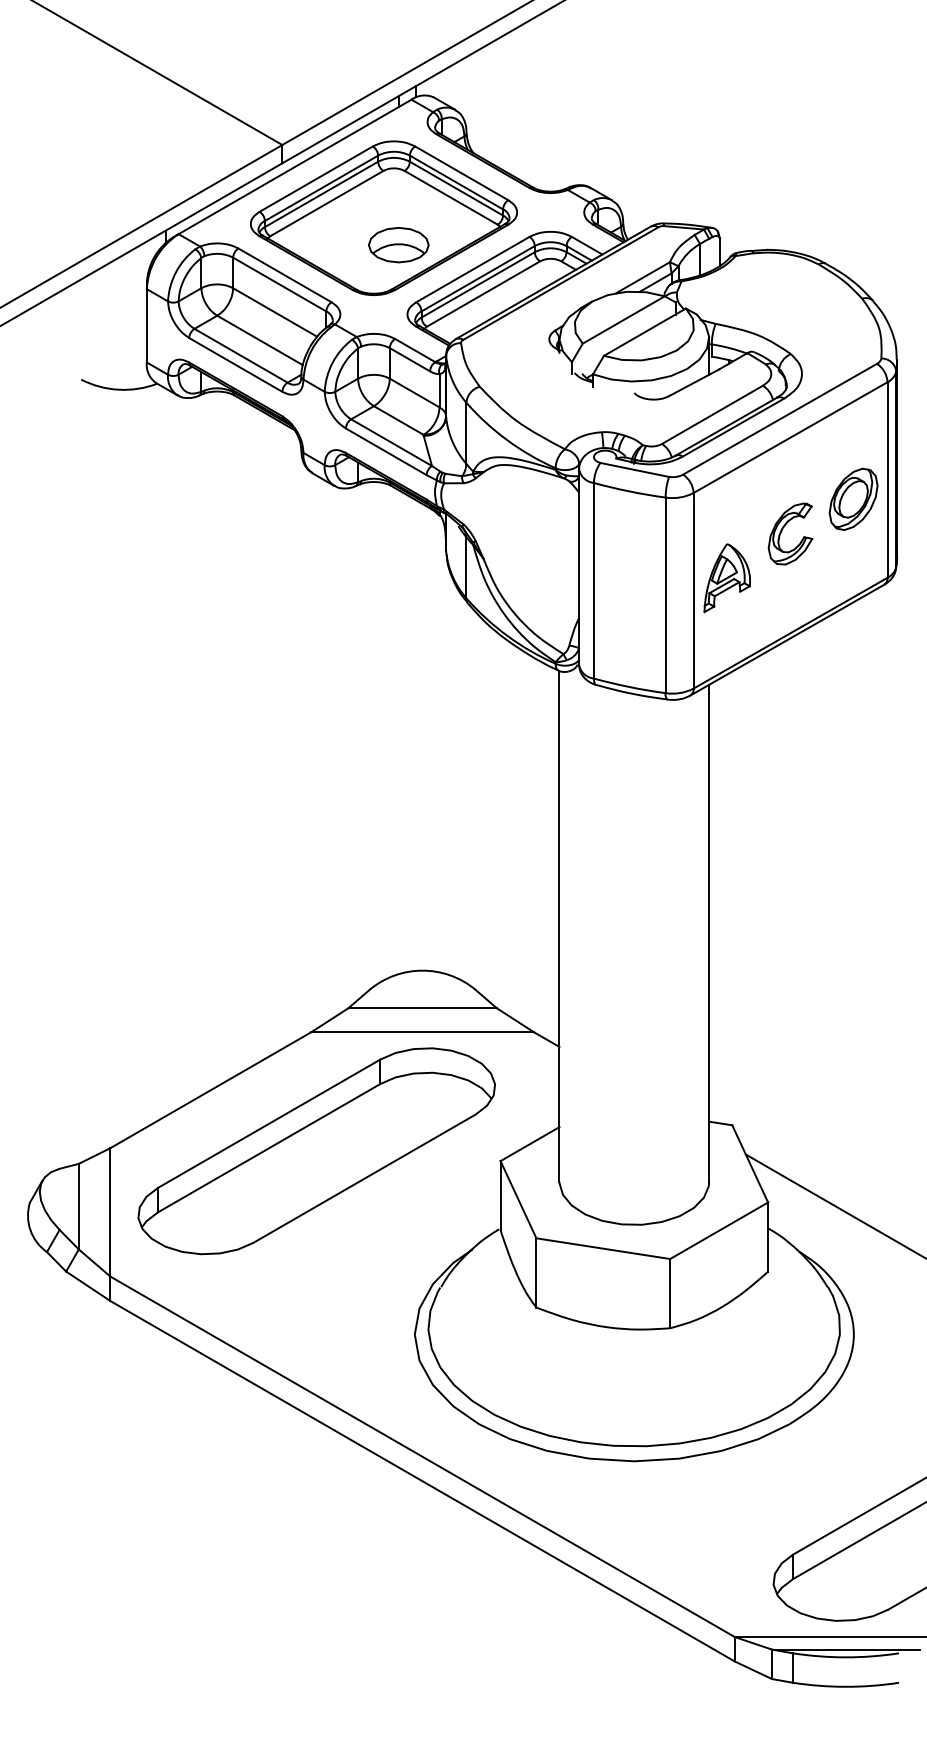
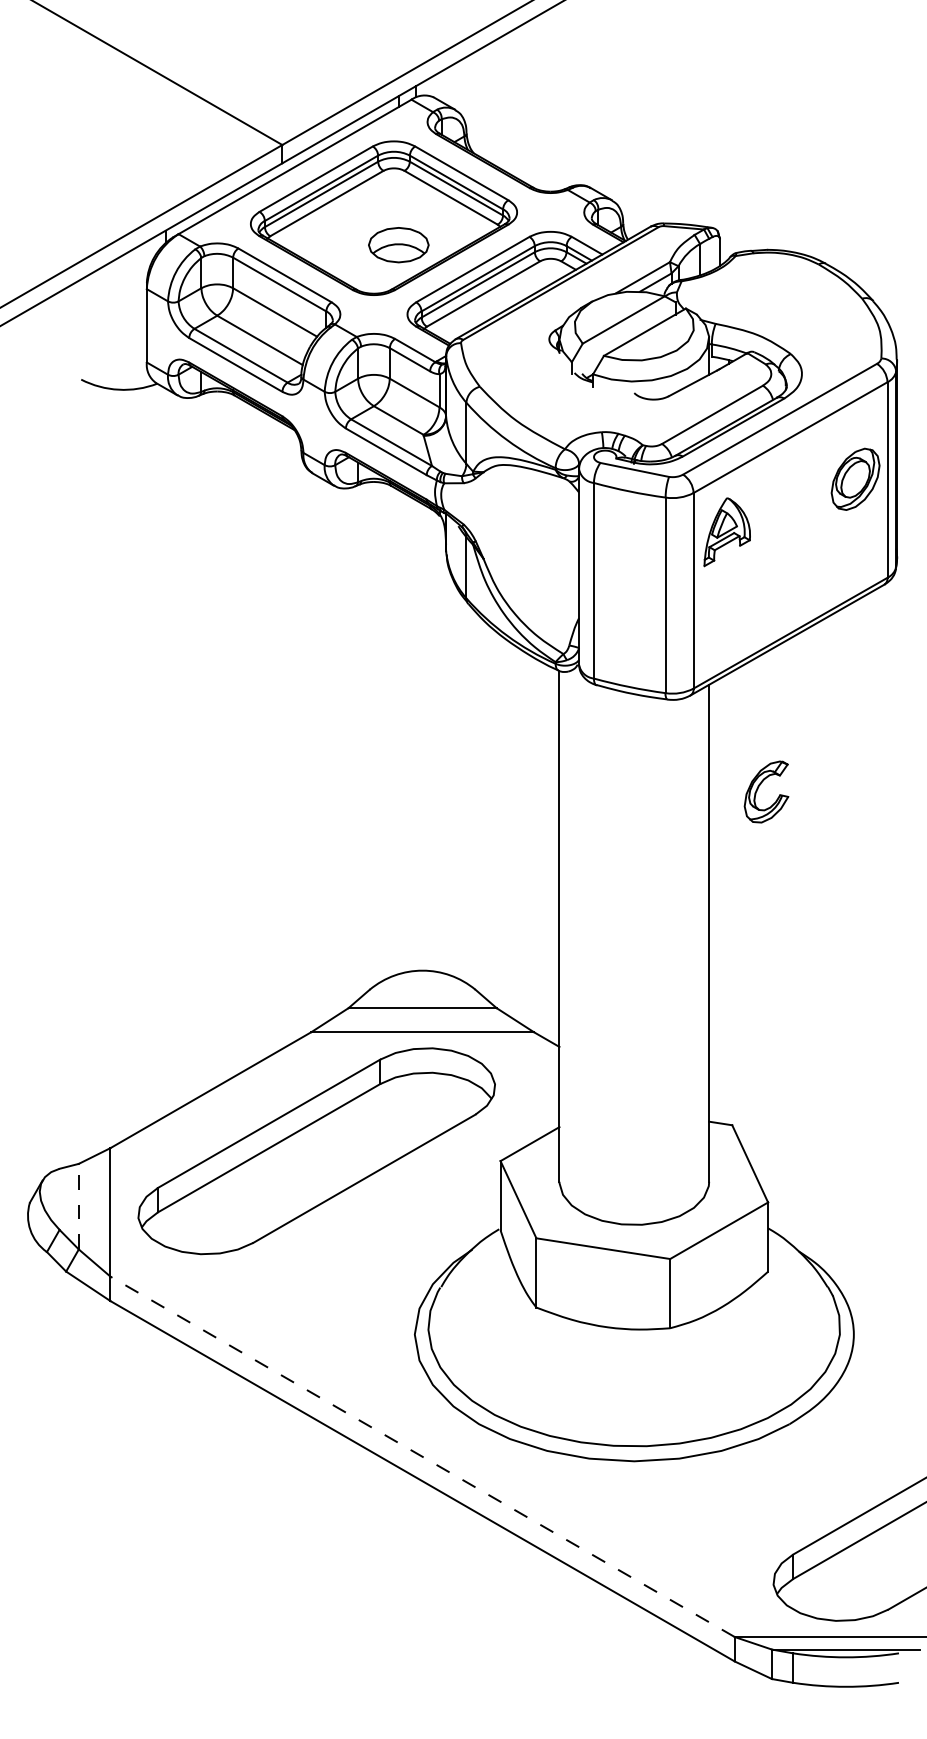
part position: (853, 498) -> (855, 478) (855, 478)
part position: (783, 529) -> (759, 787) (759, 787)
part position: (726, 578) -> (726, 532) (726, 532)
line: present -> none (834, 1205)
line: solid -> dashed (78, 1206)
line: solid -> dashed (422, 1456)
